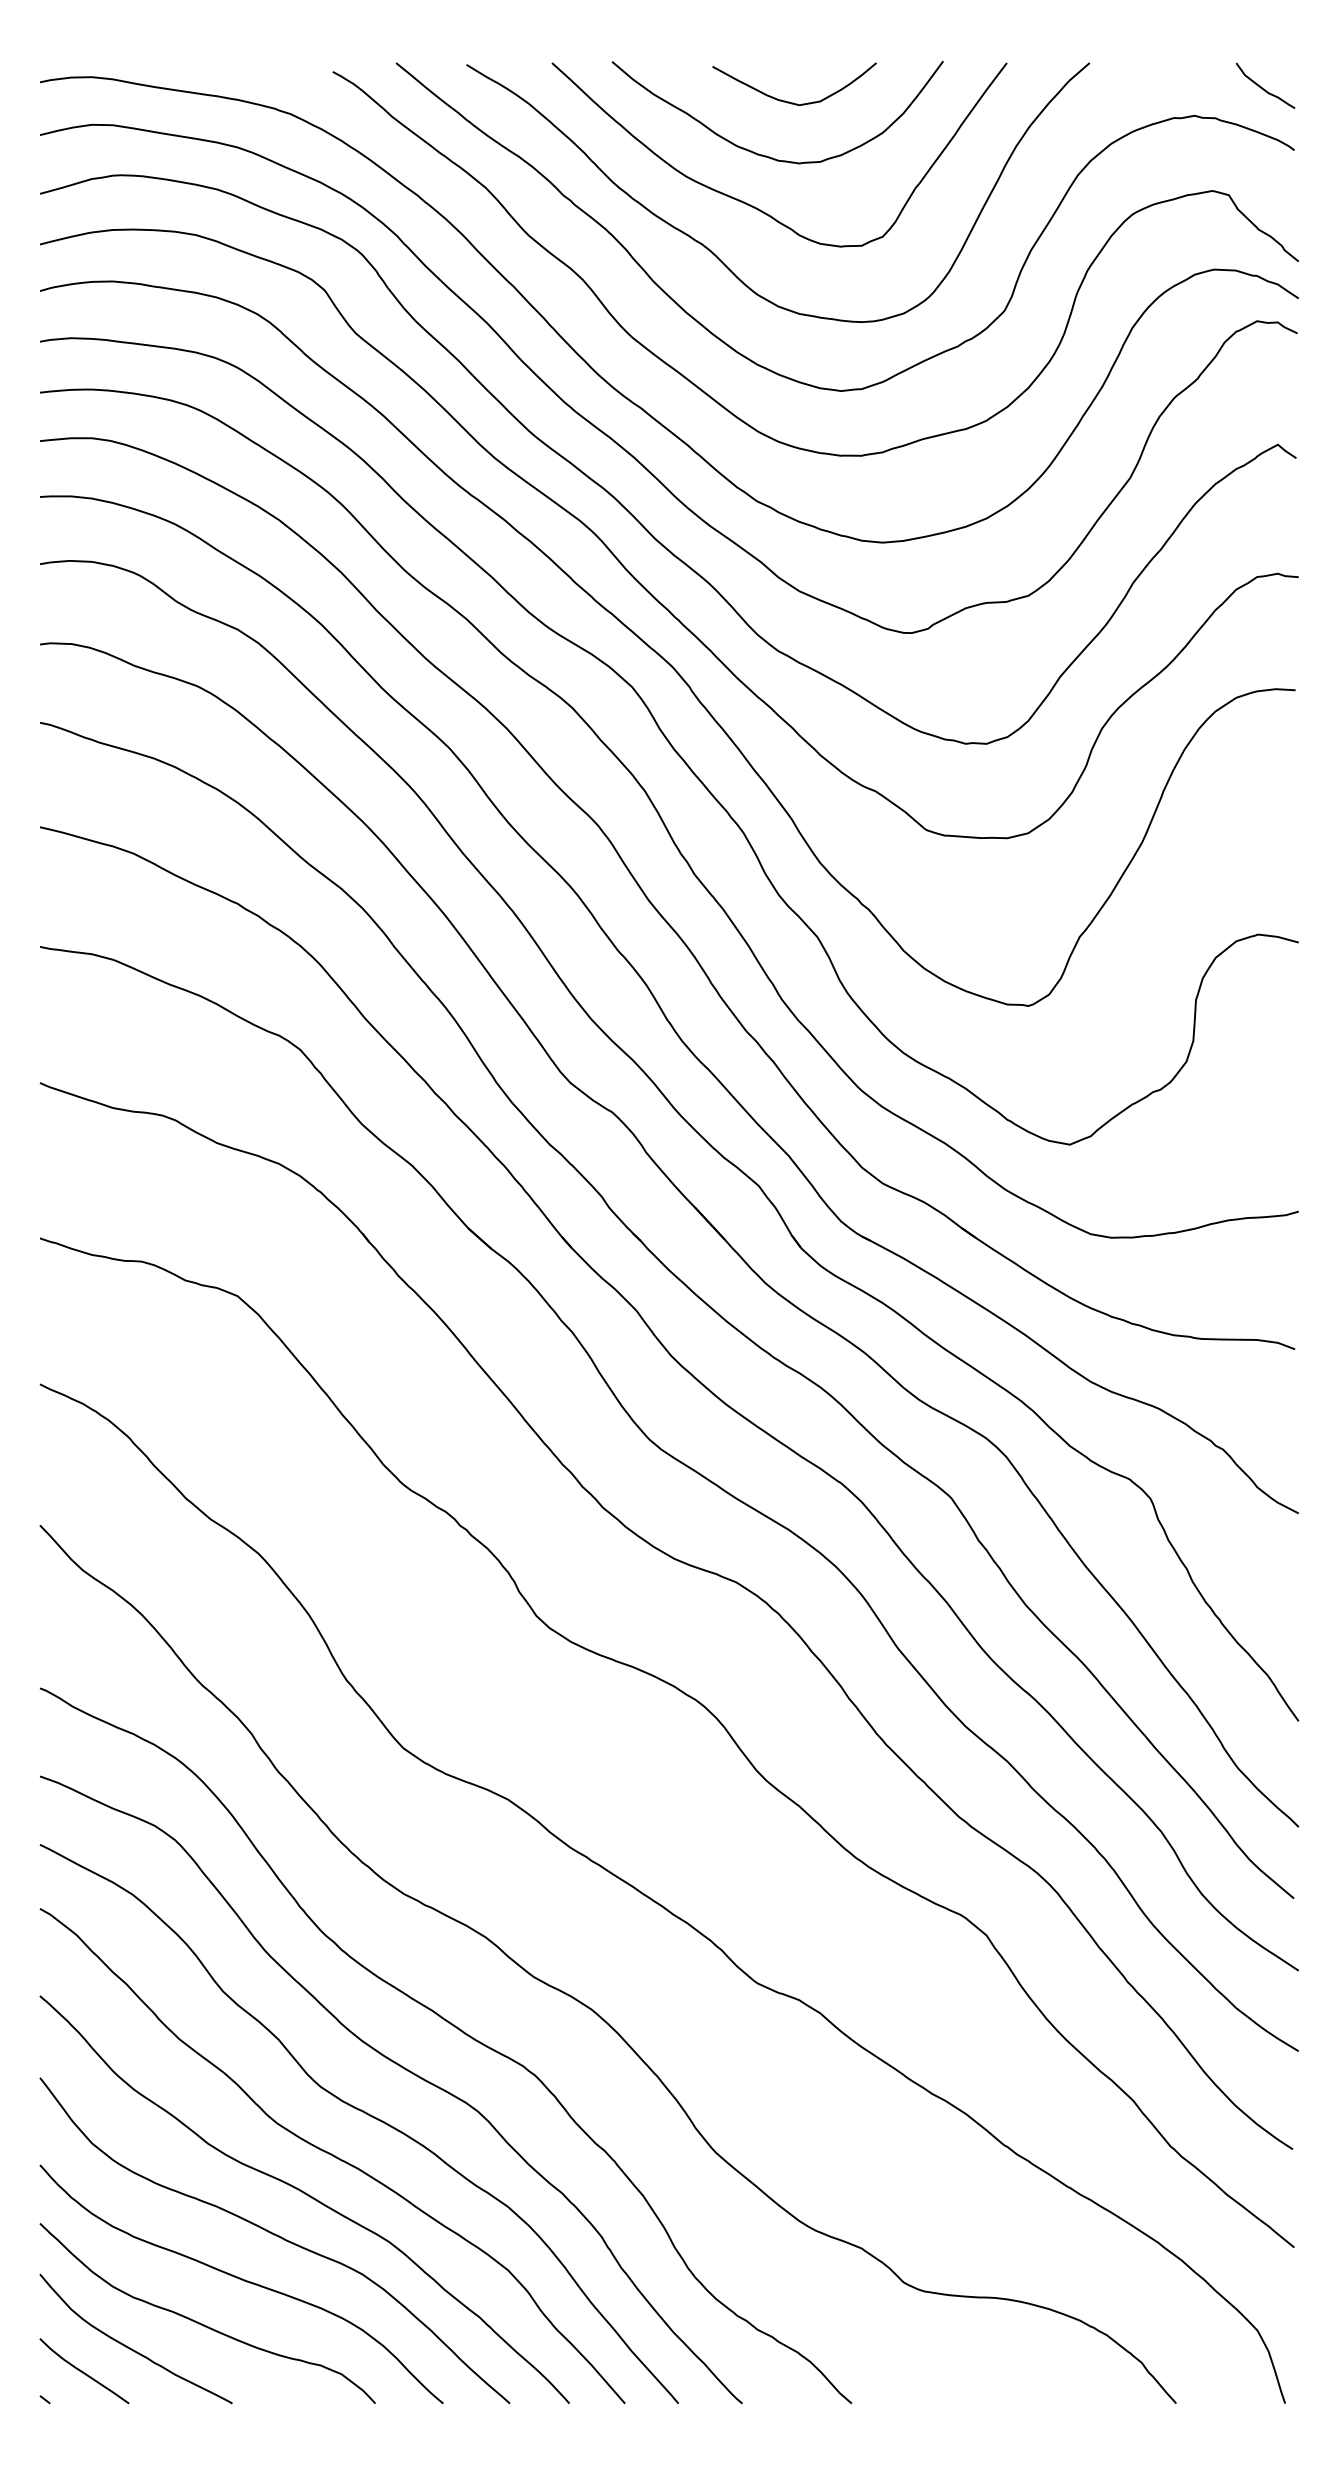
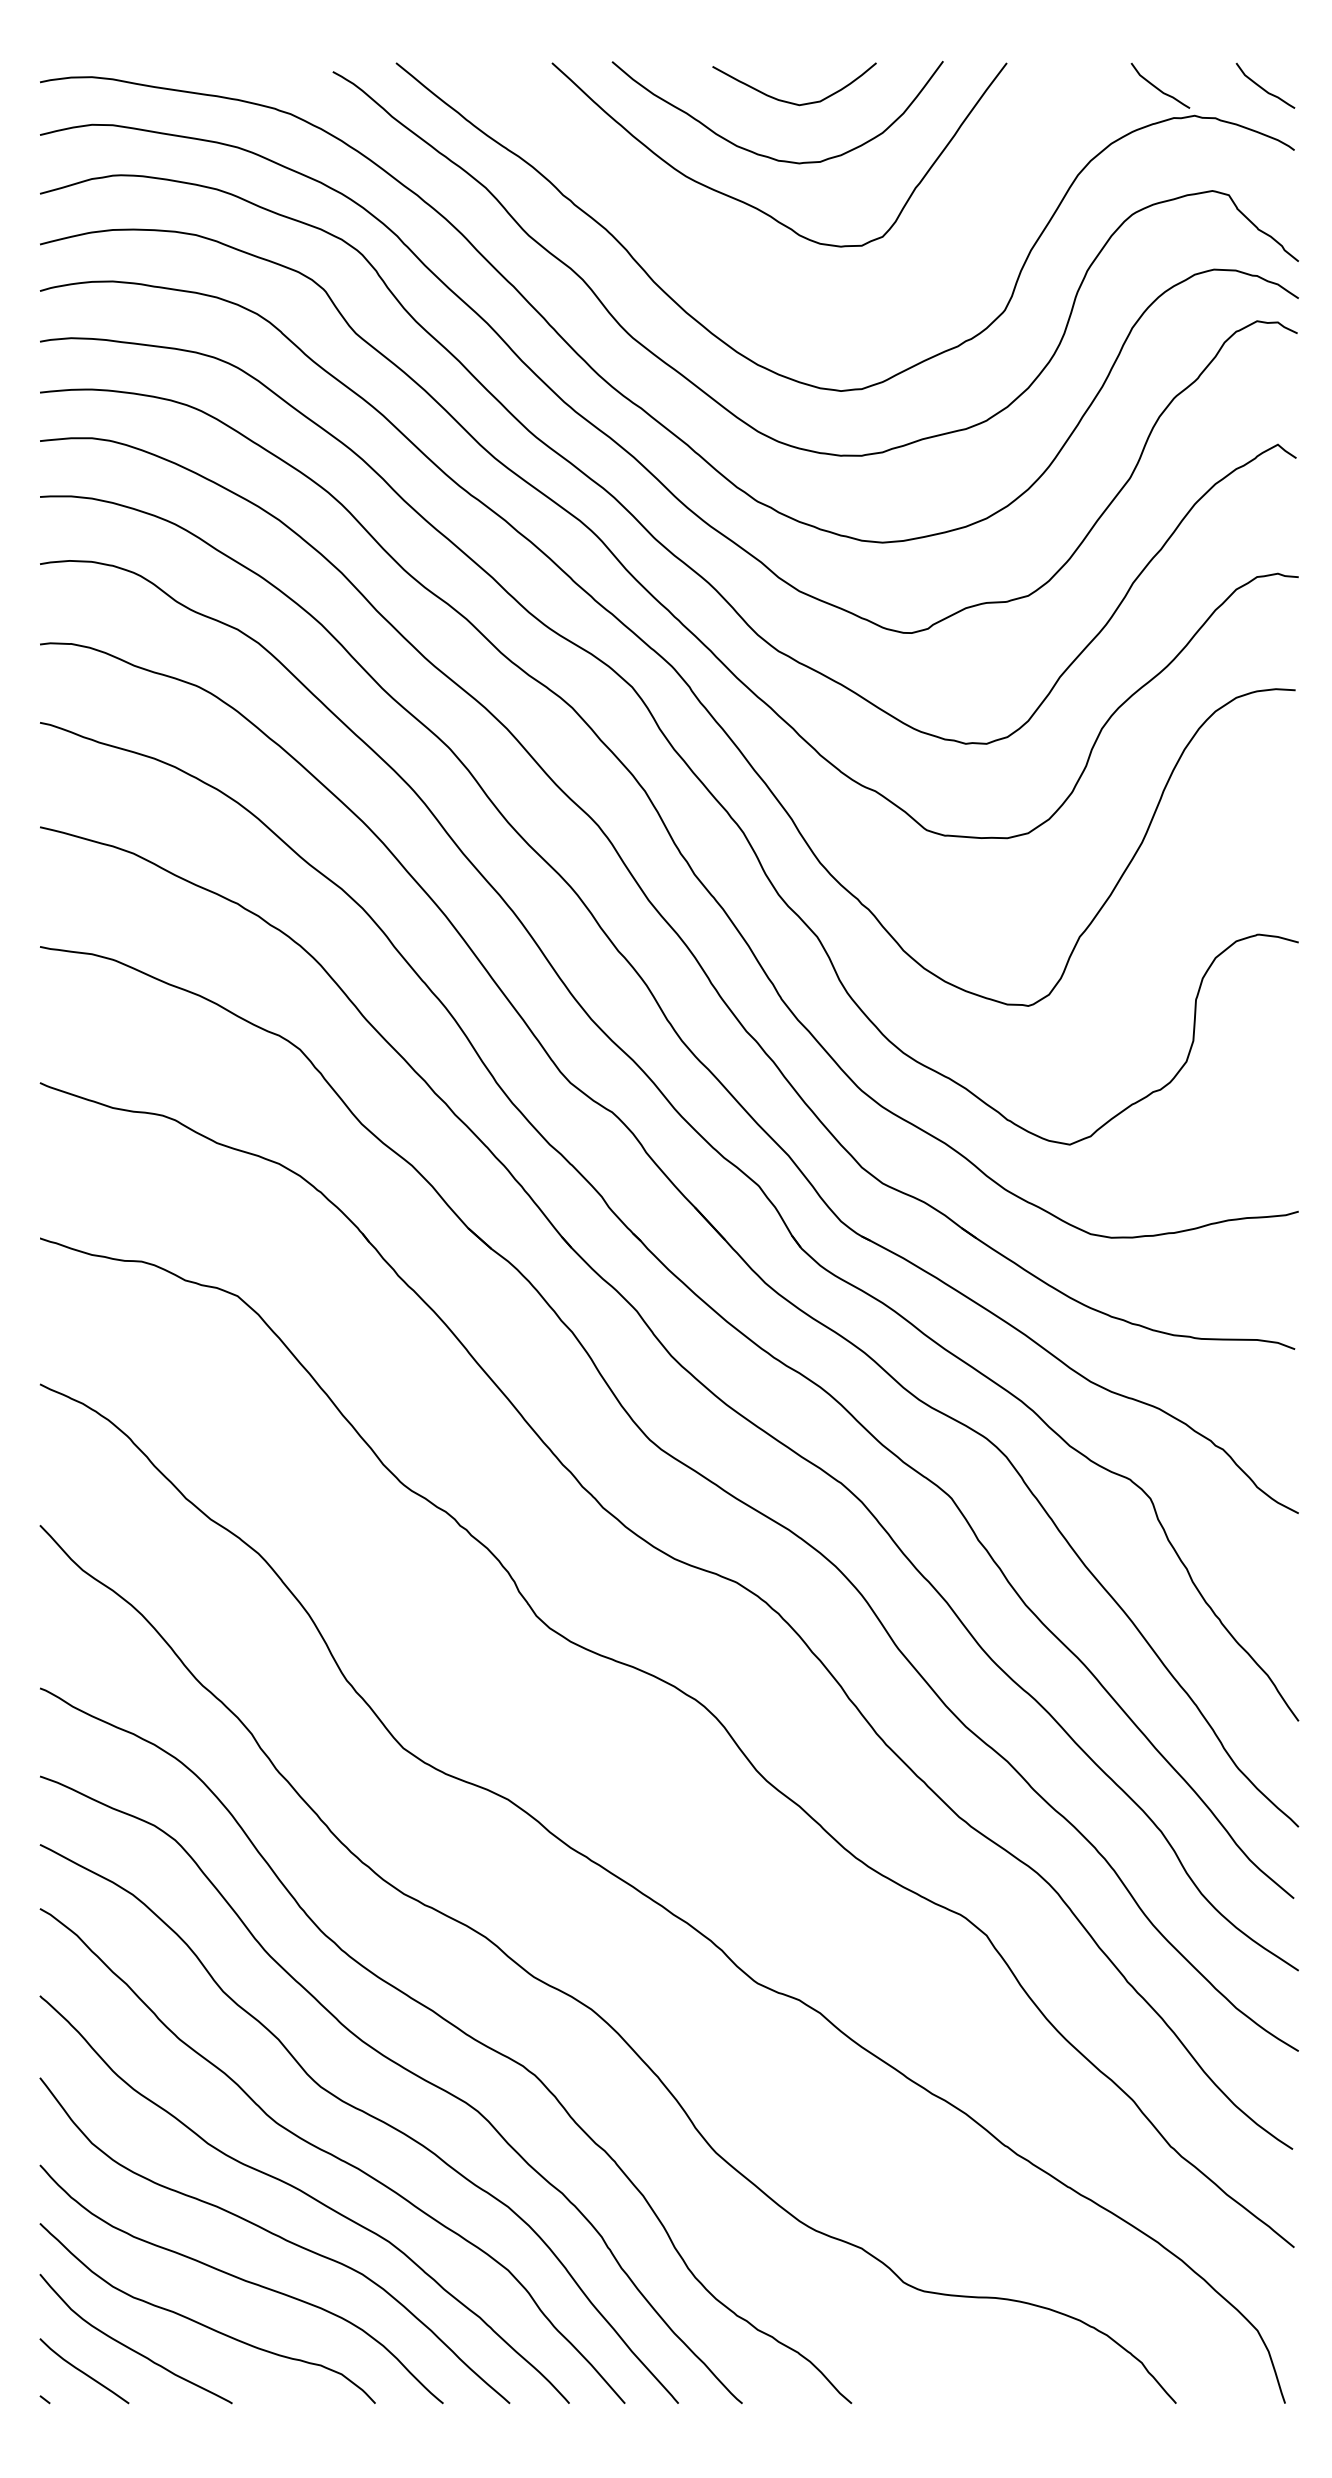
curve: none -> present (1159, 88)
curve: present -> none (715, 254)
